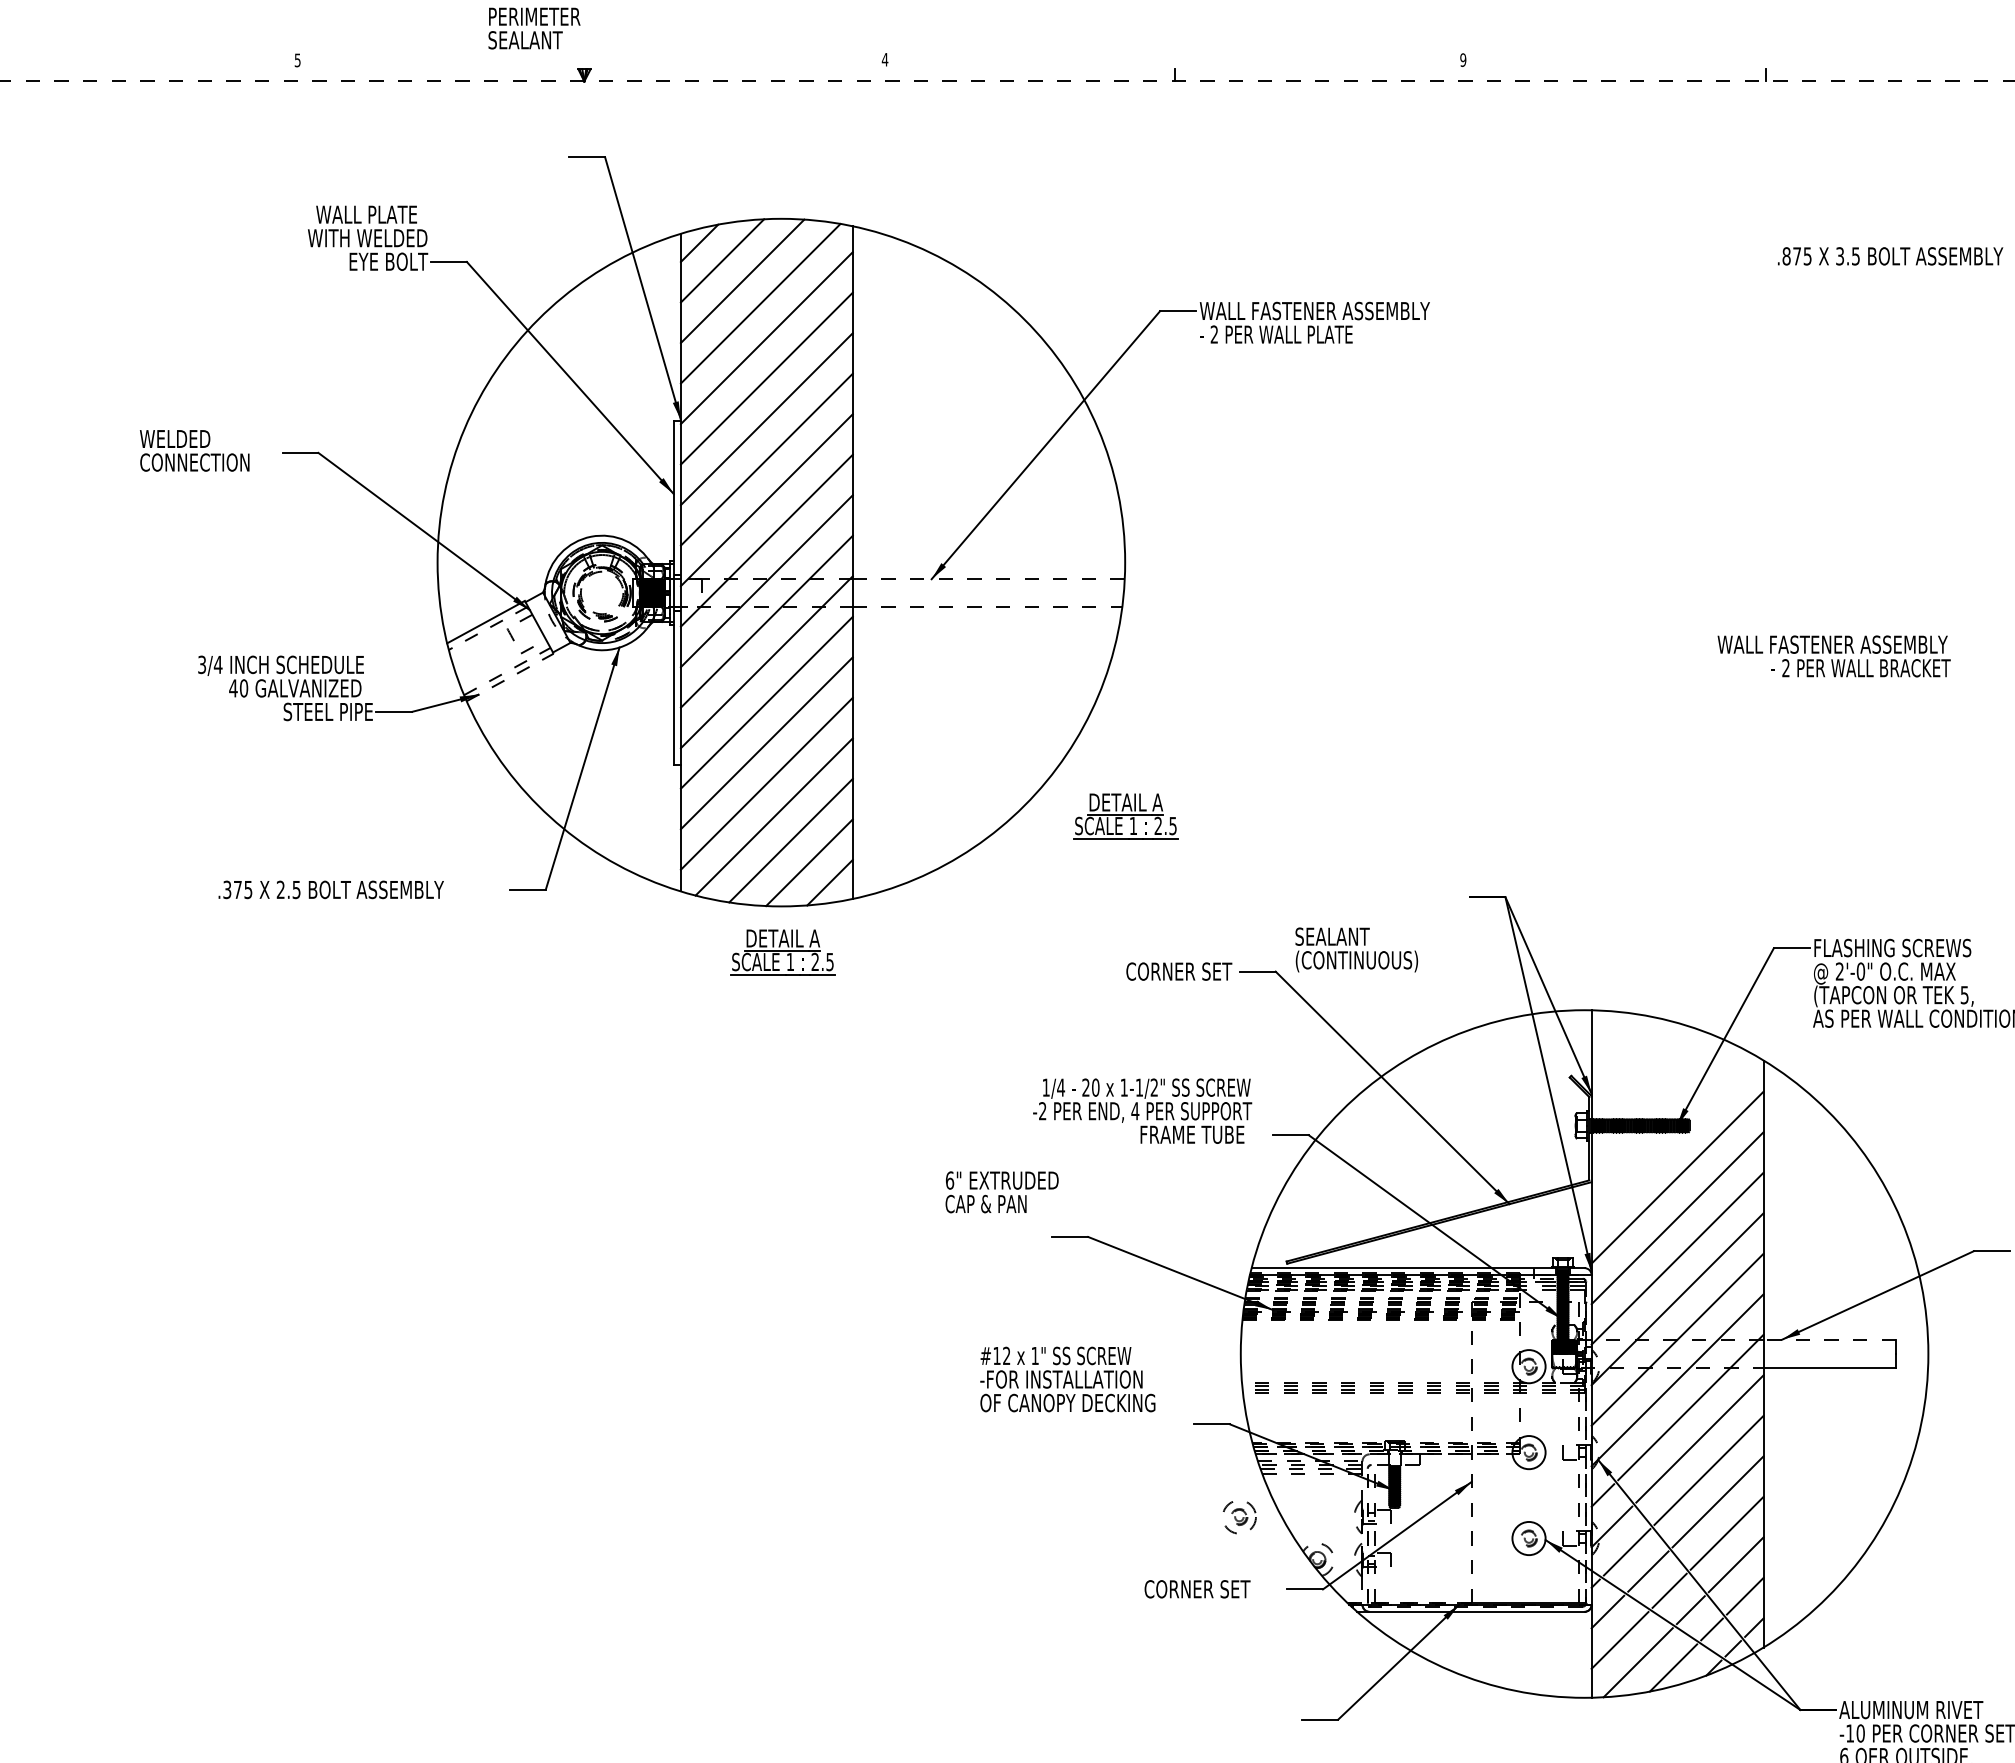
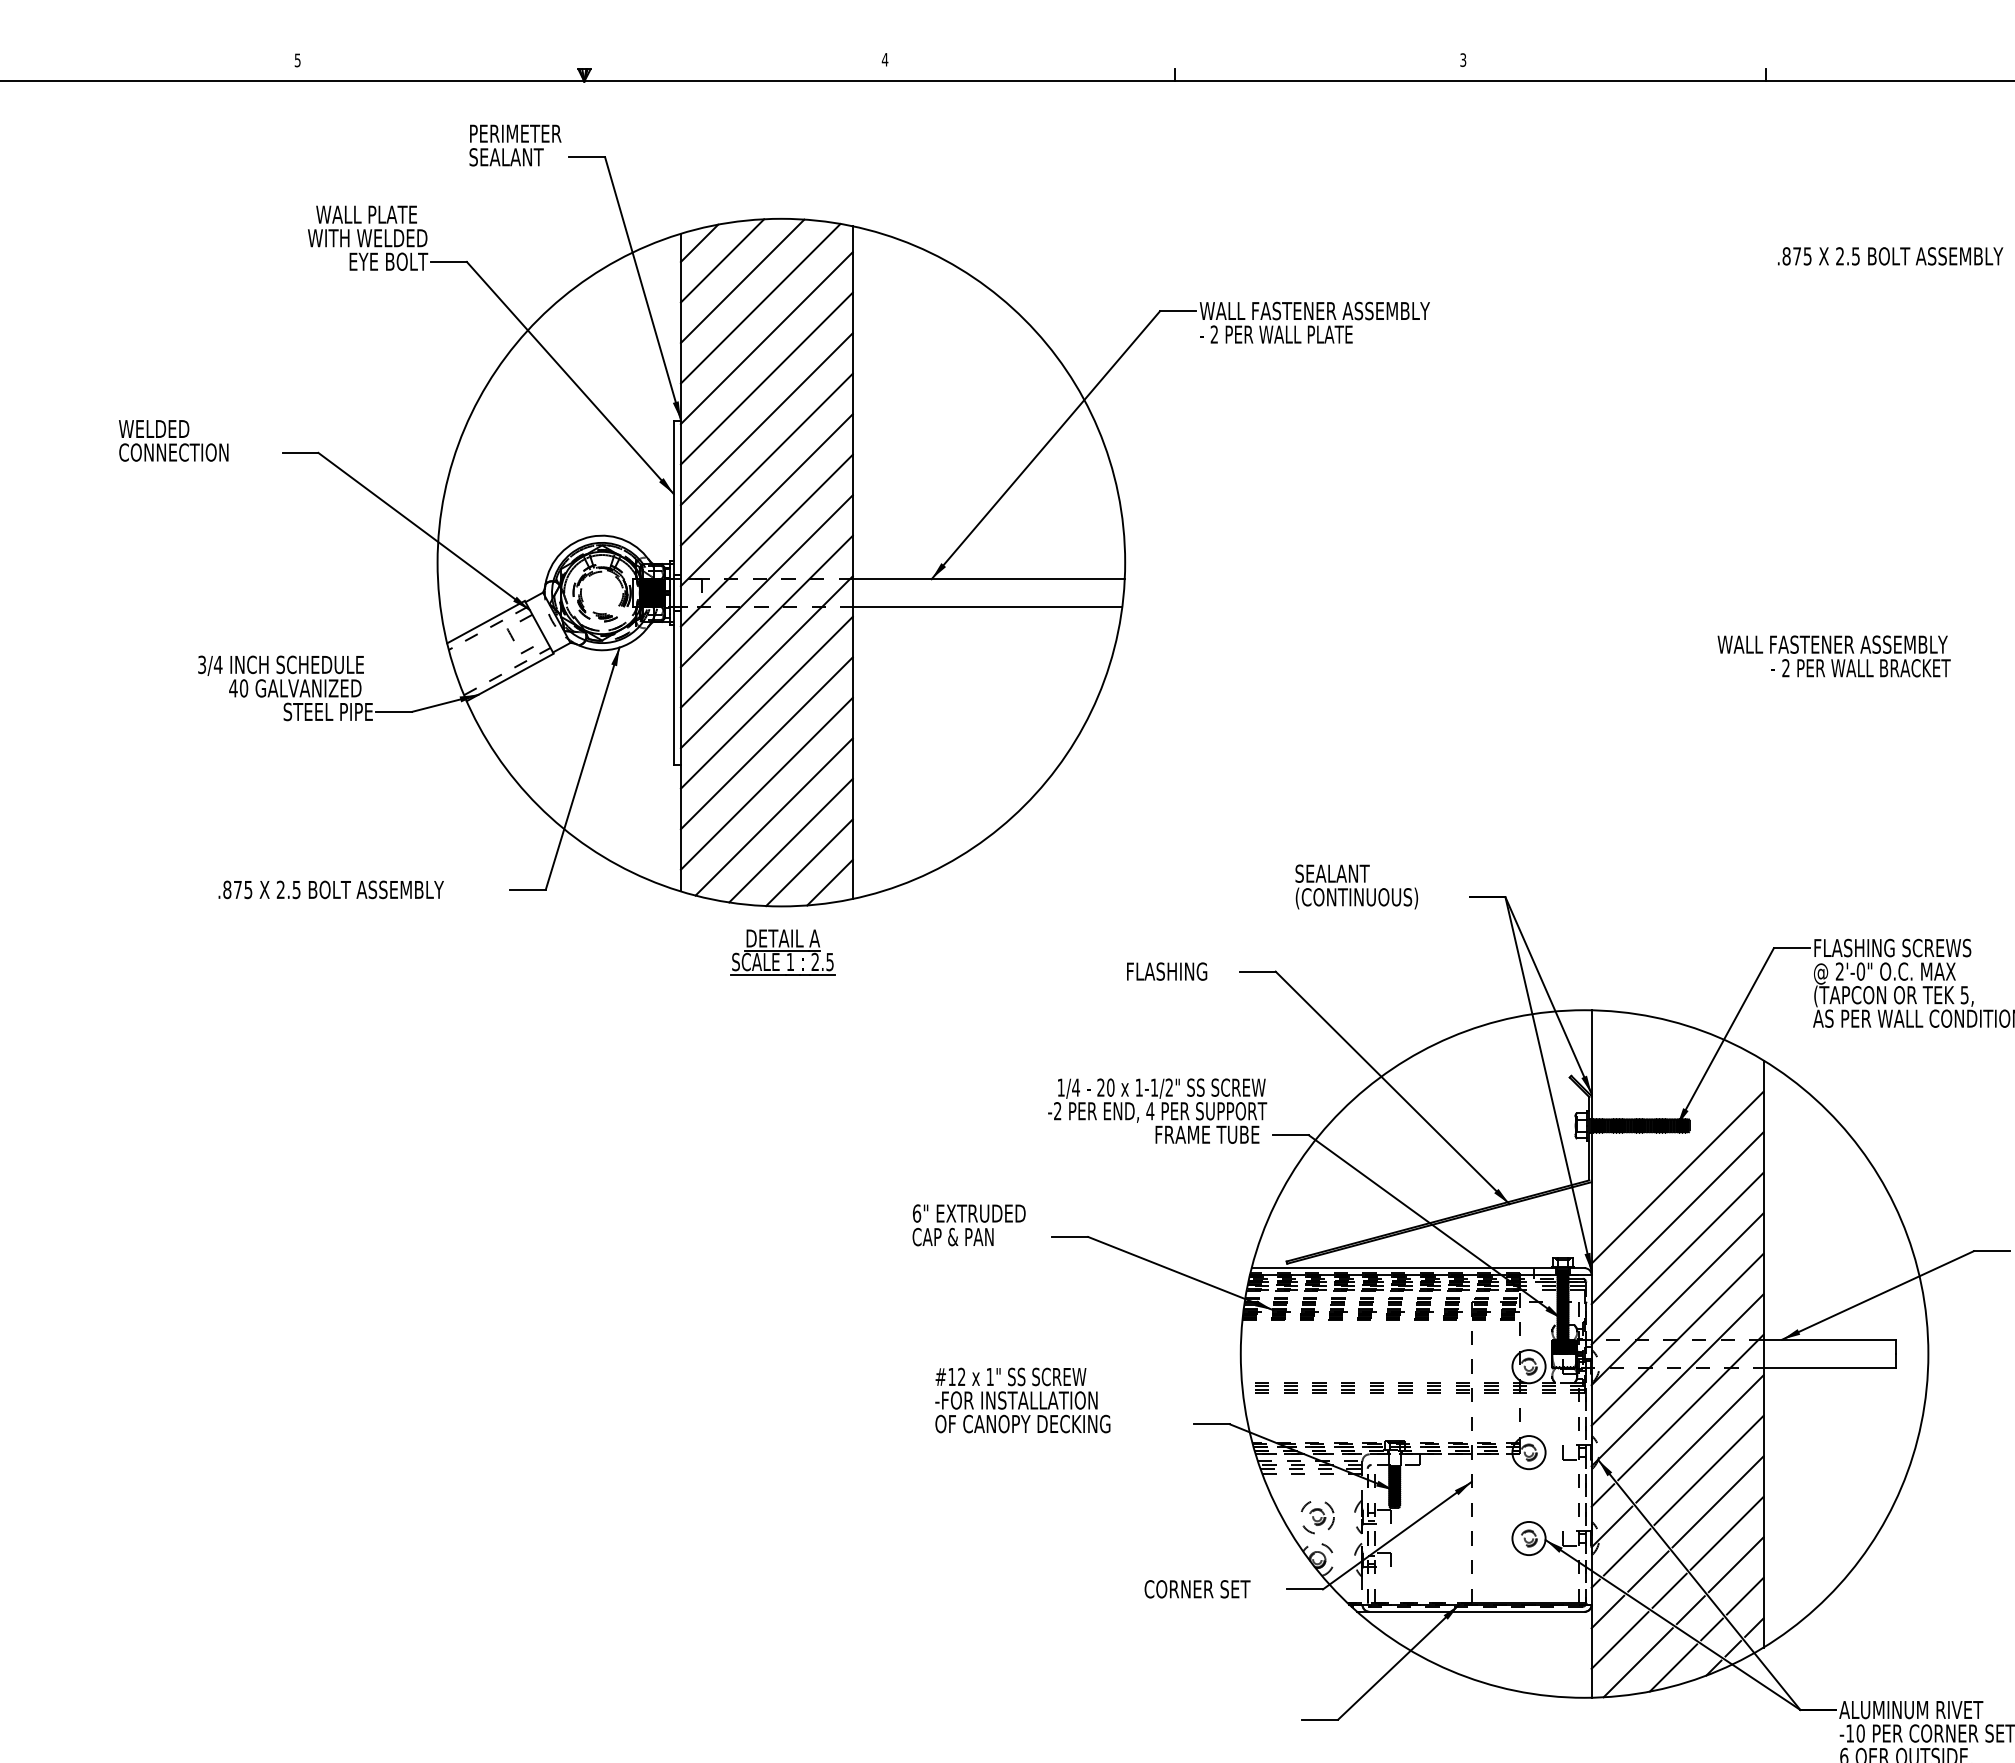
text position: (534, 28) -> (515, 145) (515, 145)
text: 9 -> 3 (1463, 59)
line: dashed -> solid (1007, 81)
text: 3.5 -> 2.5 (1840, 256)
text position: (194, 450) -> (173, 440) (173, 440)
line: dashed -> solid (988, 579)
line: dashed -> solid (987, 606)
line: dashed -> solid (510, 677)
part: present -> none (1125, 816)
text: .375 -> .875 (227, 889)
text position: (1356, 949) -> (1356, 886) (1356, 886)
text: CORNER SET -> FLASHING (1179, 971)
text position: (1142, 1110) -> (1157, 1110) (1157, 1110)
text position: (1001, 1192) -> (968, 1225) (968, 1225)
line: dashed -> solid (1829, 1339)
text position: (1067, 1379) -> (1022, 1400) (1022, 1400)
part position: (1239, 1517) -> (1317, 1517) (1317, 1517)
